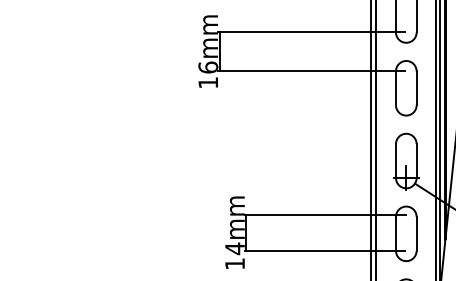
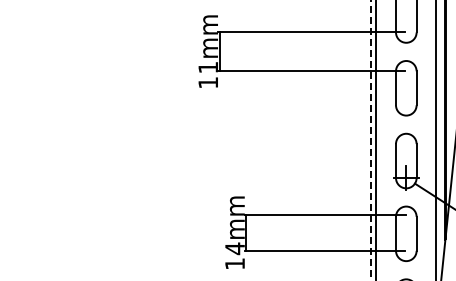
text: 16mm -> 11mm (208, 67)
line: present -> none (439, 139)
line: solid -> dashed (371, 140)
